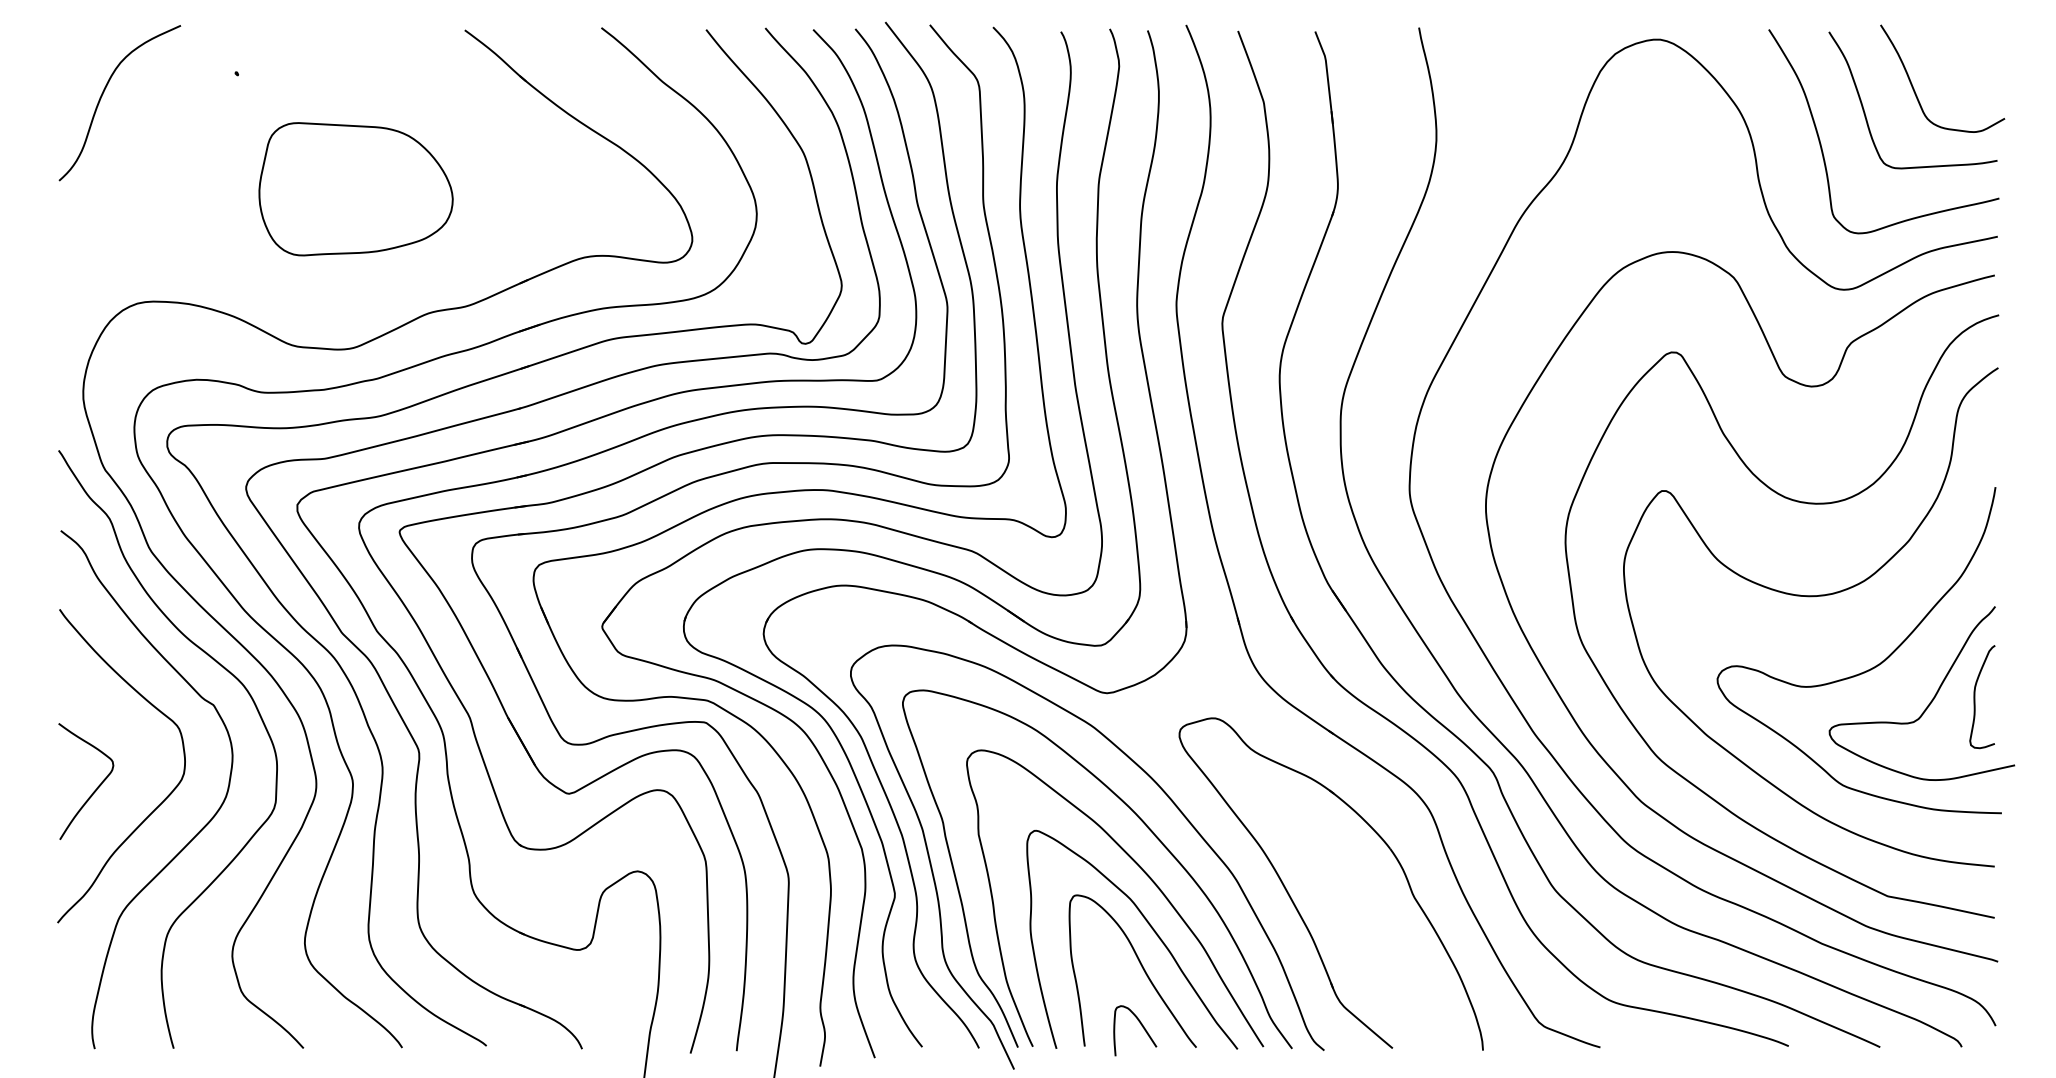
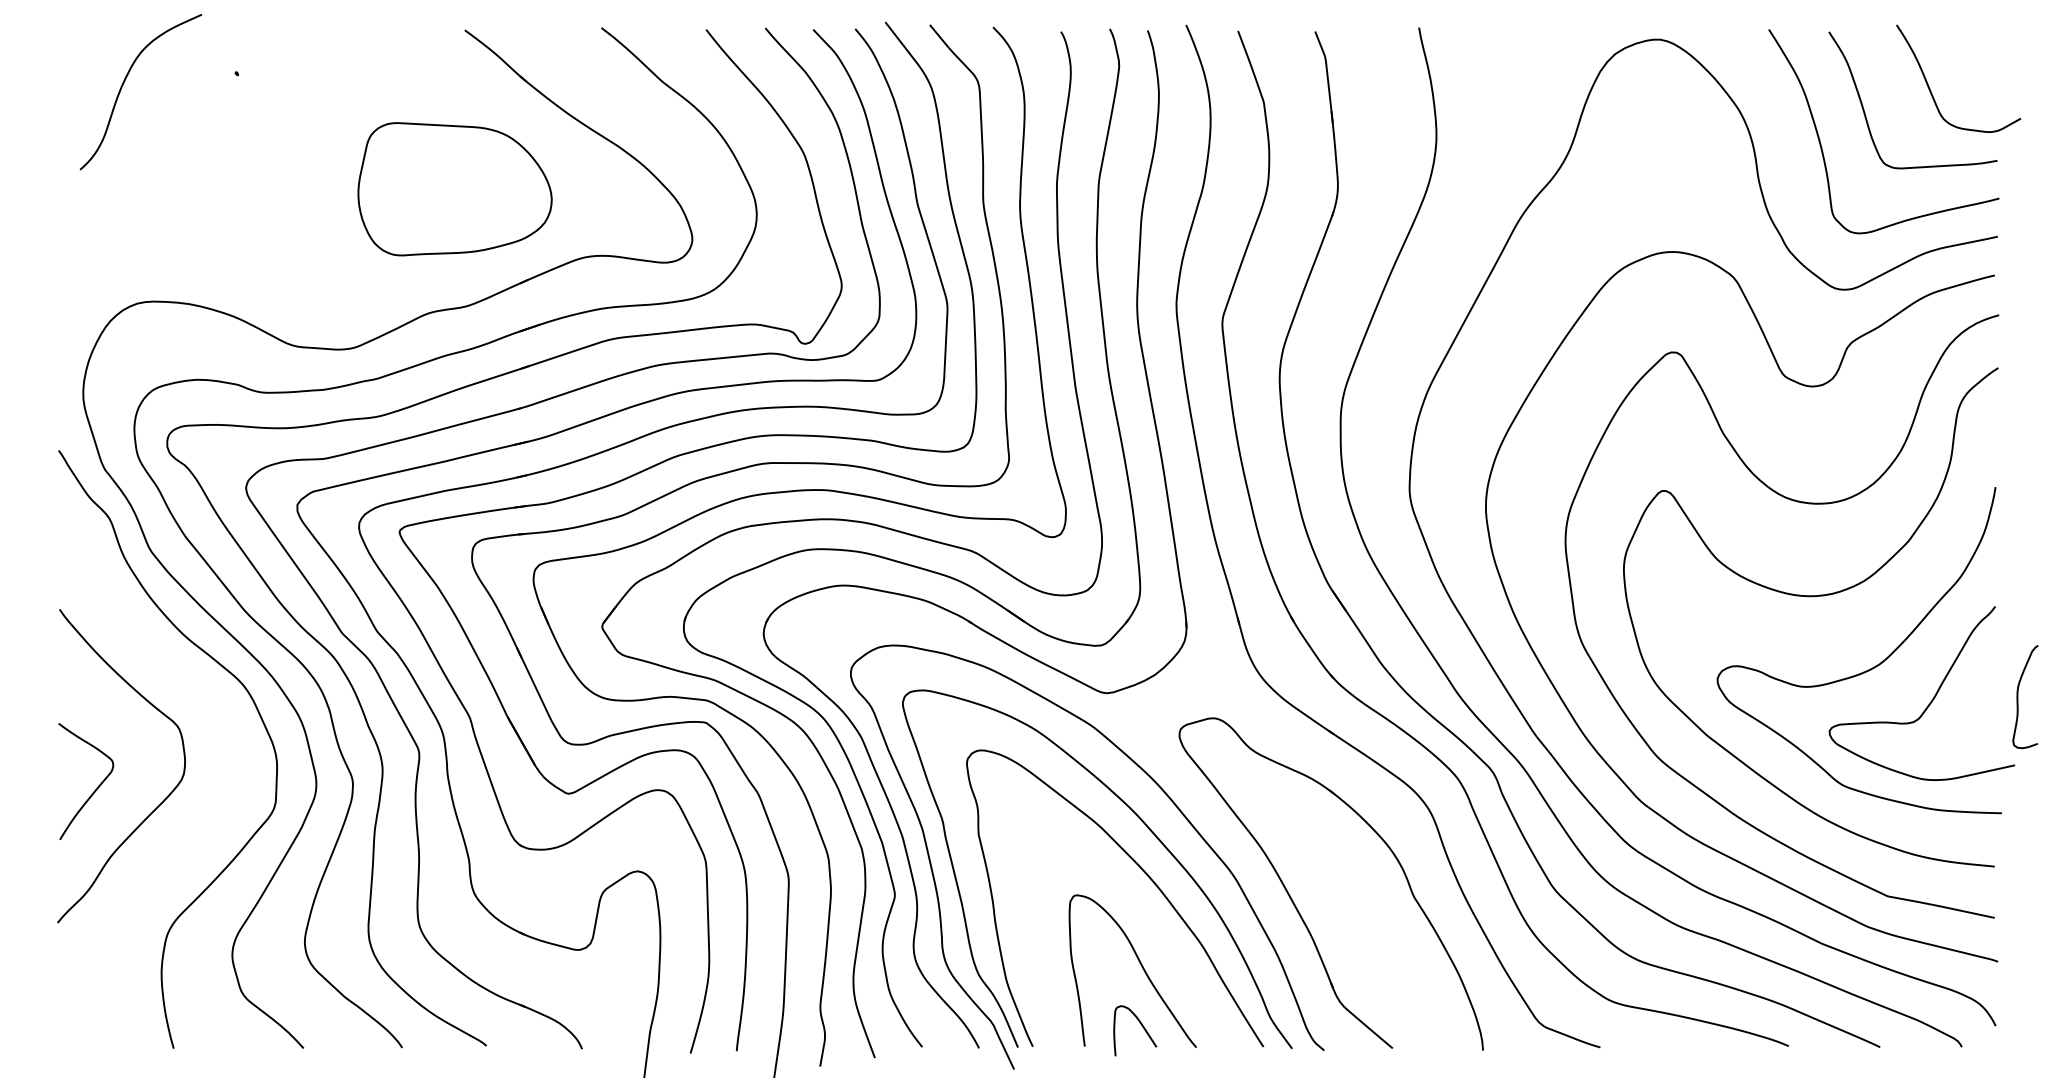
curve position: (1914, 88) -> (1930, 88) (1930, 88)
curve position: (103, 94) -> (124, 83) (124, 83)
part position: (355, 189) -> (454, 189) (454, 189)
curve position: (1975, 697) -> (2018, 697) (2018, 697)
curve: present -> none (197, 832)
curve: present -> none (1150, 927)
